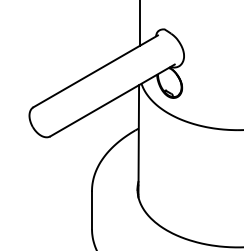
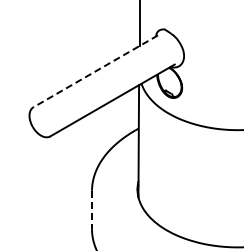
line: solid -> dashed (95, 71)
line: solid -> dashed (91, 210)
